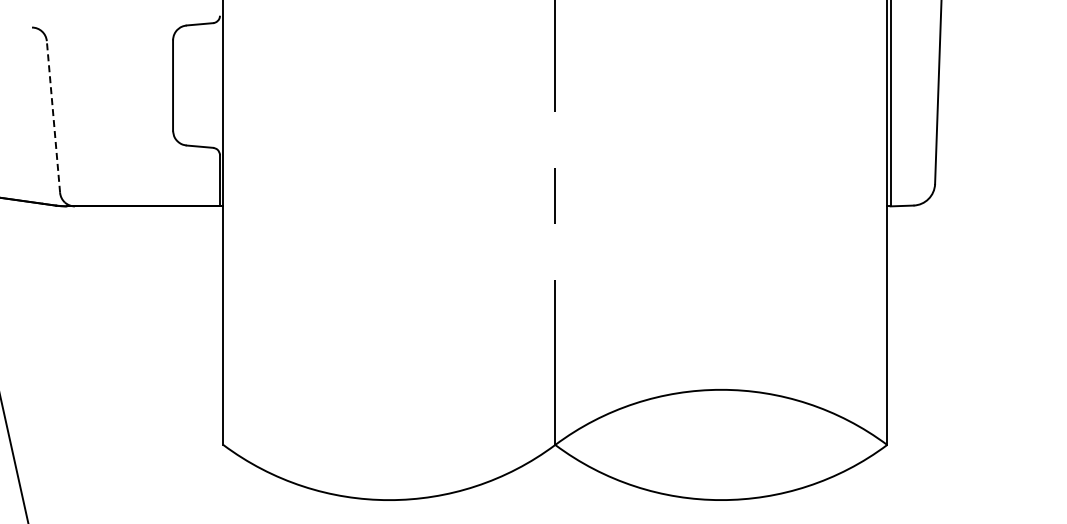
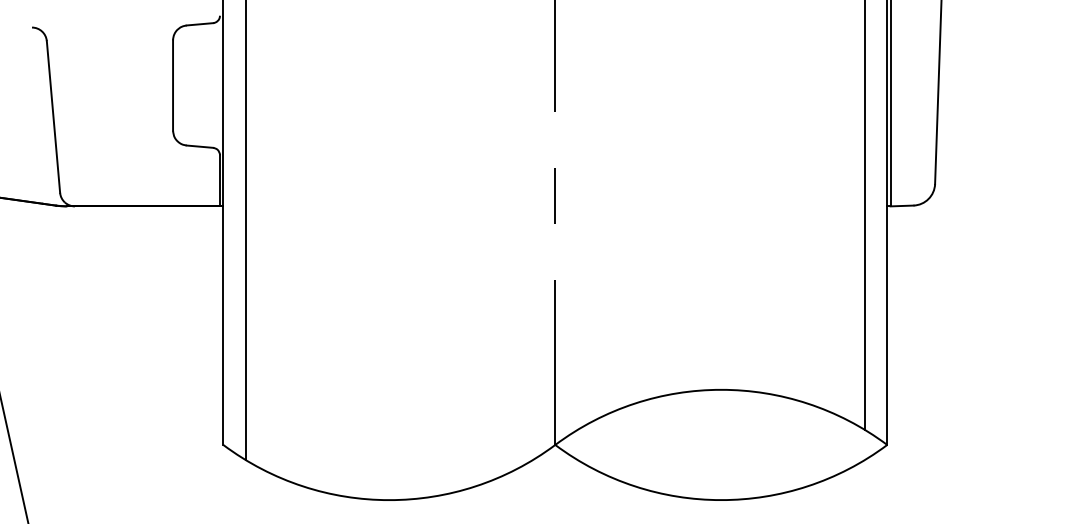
line: dashed -> solid (53, 116)
line: none -> present (864, 215)
line: none -> present (245, 231)
